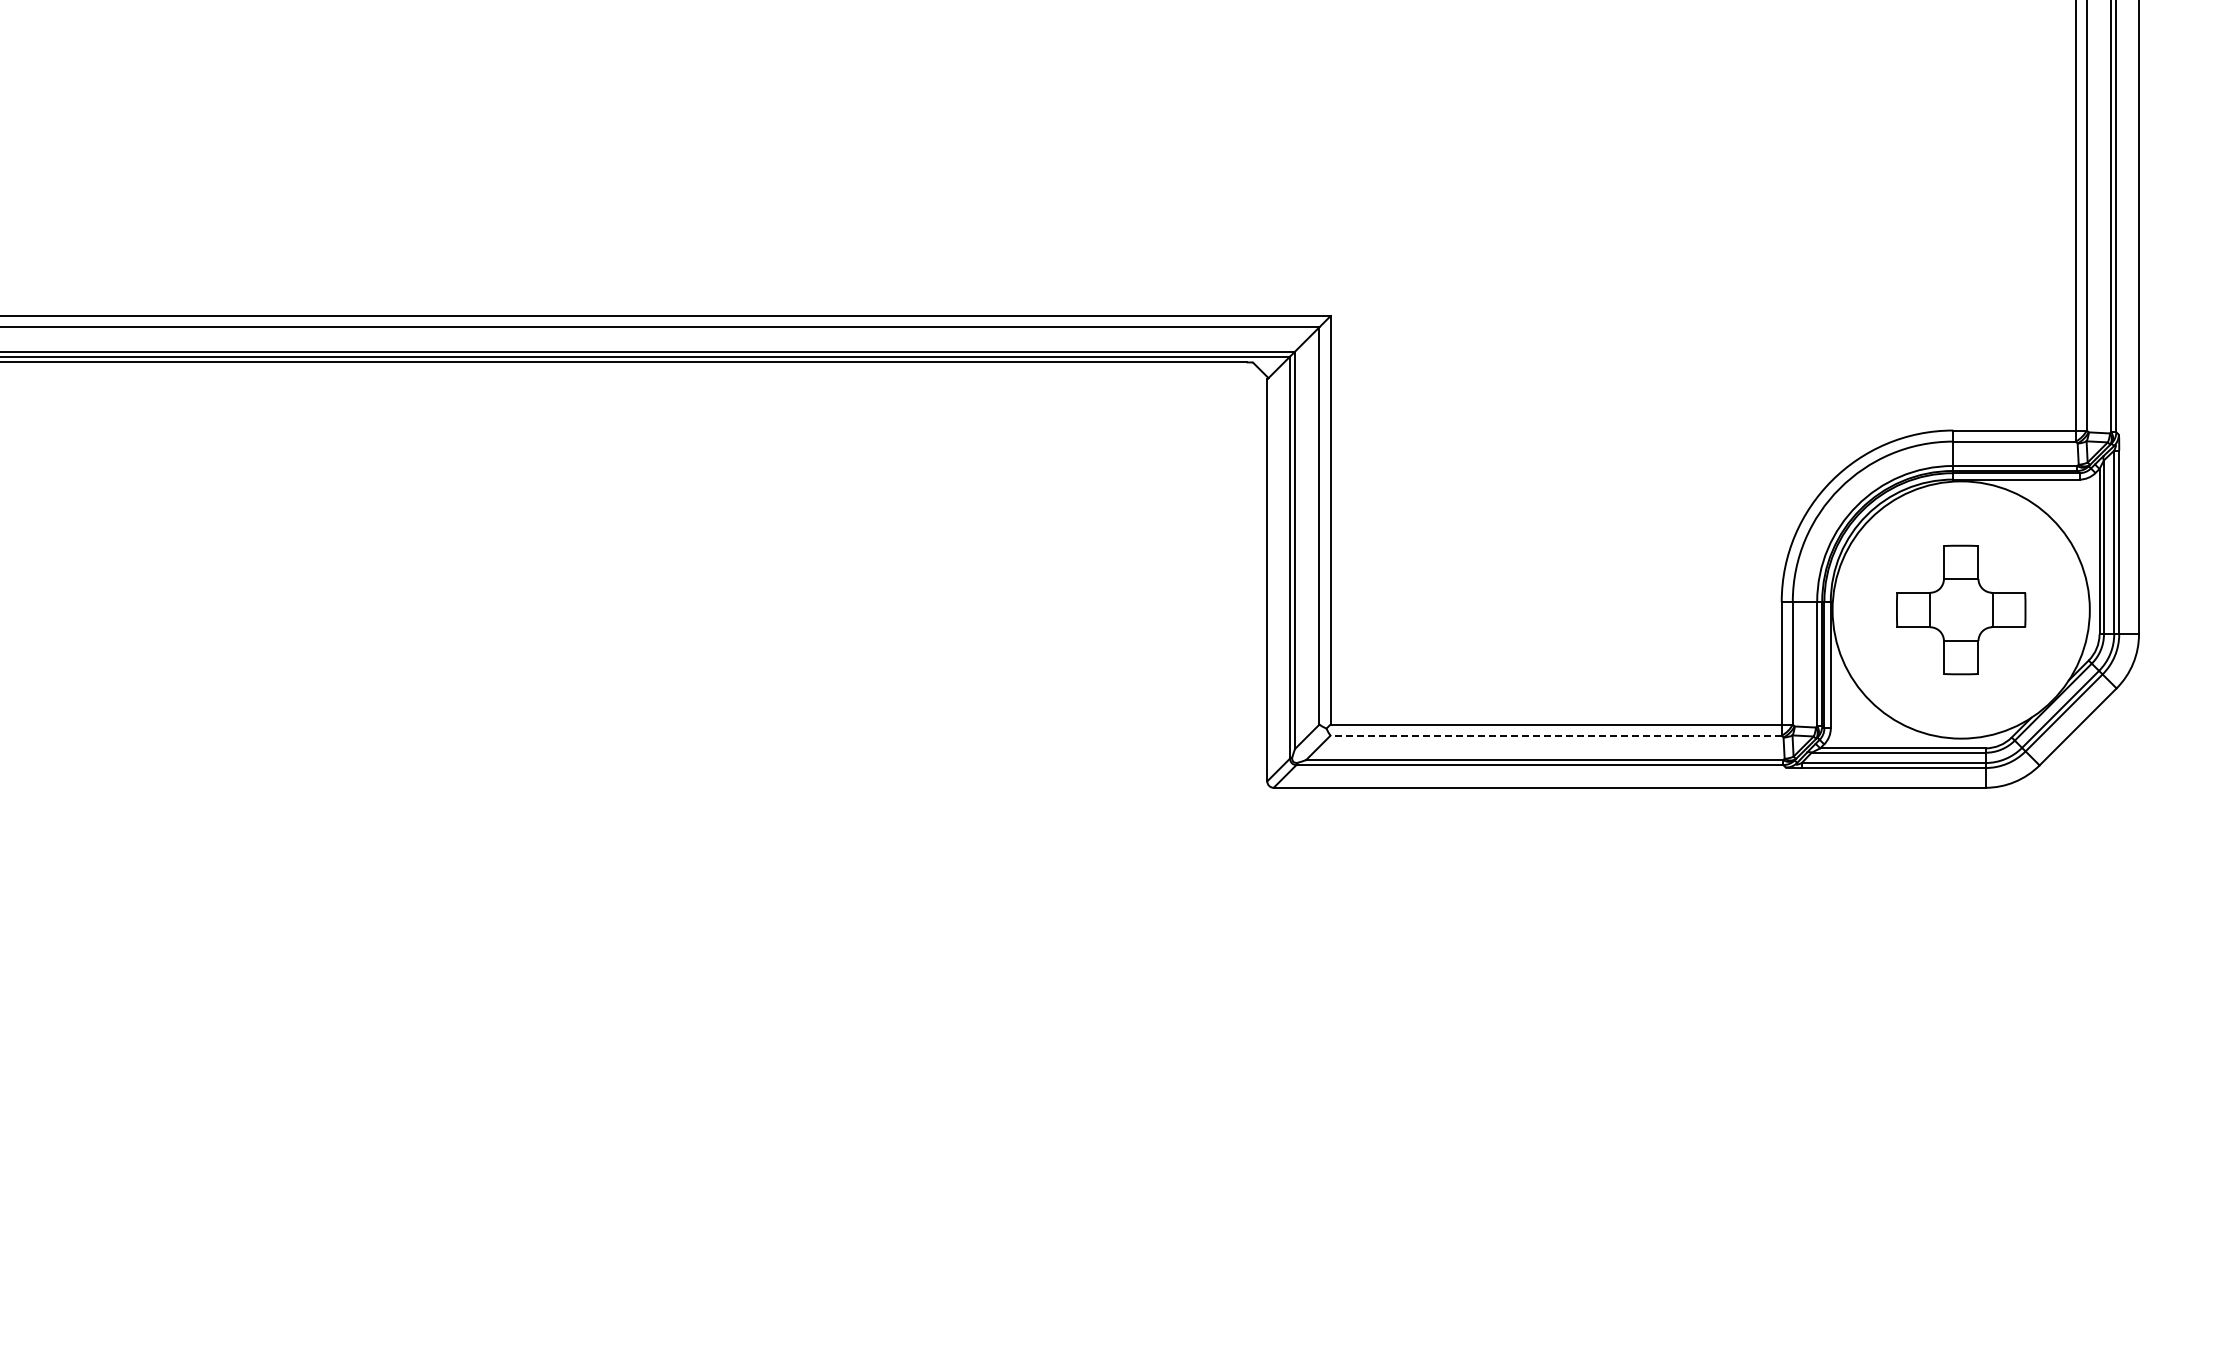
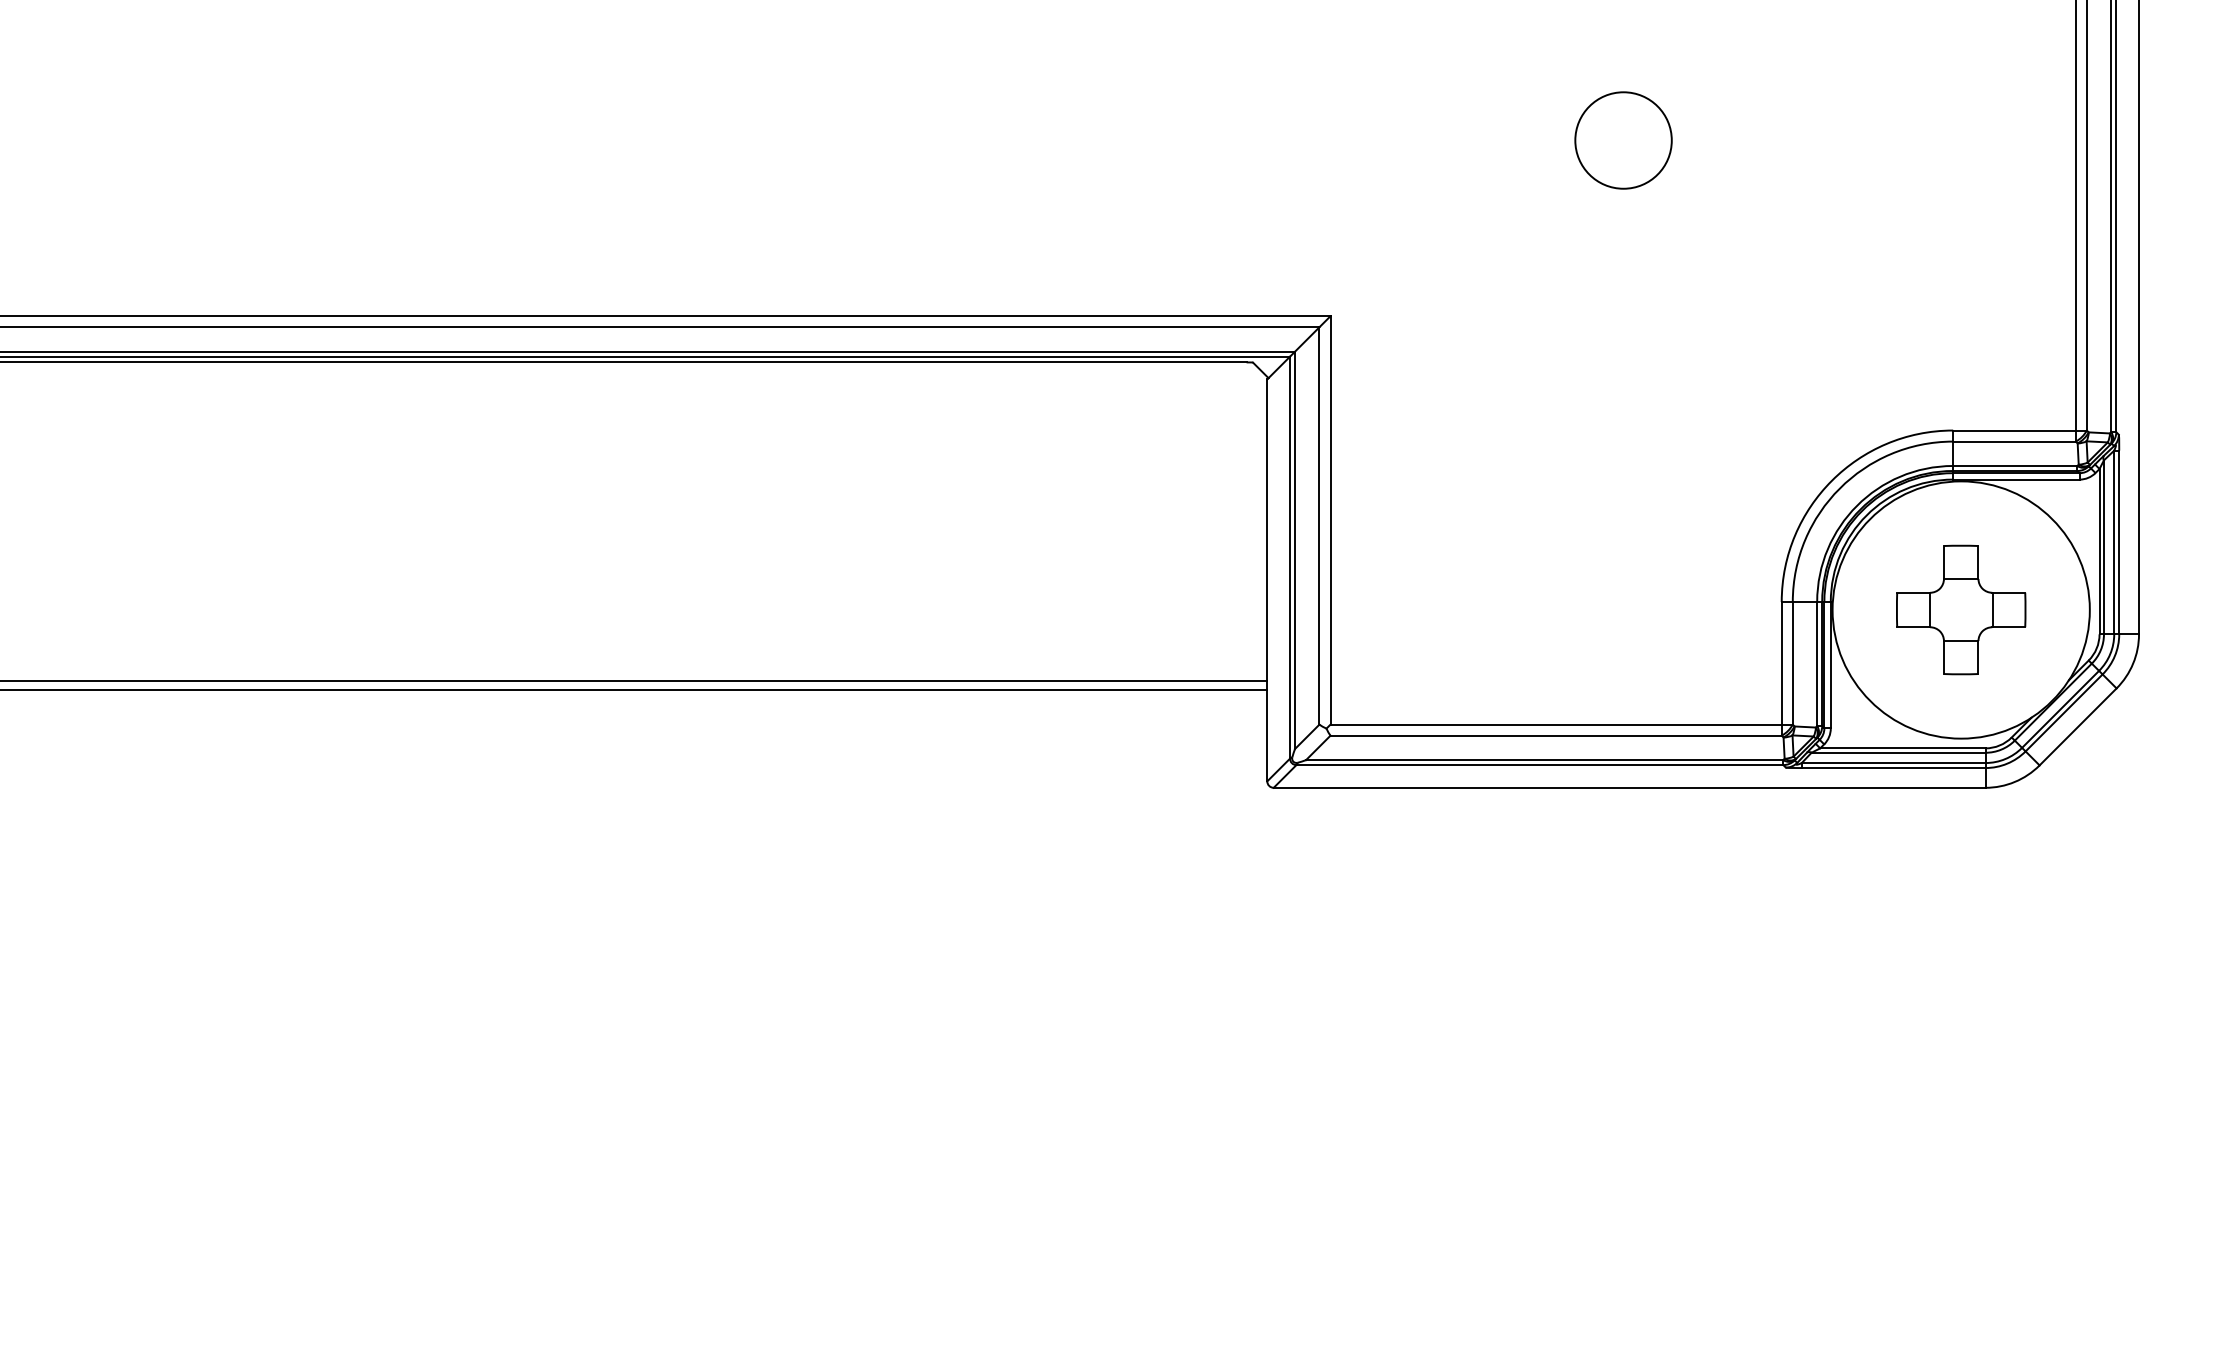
circle: none -> present (1623, 140)
line: none -> present (634, 680)
line: none -> present (634, 690)
line: dashed -> solid (1556, 735)
